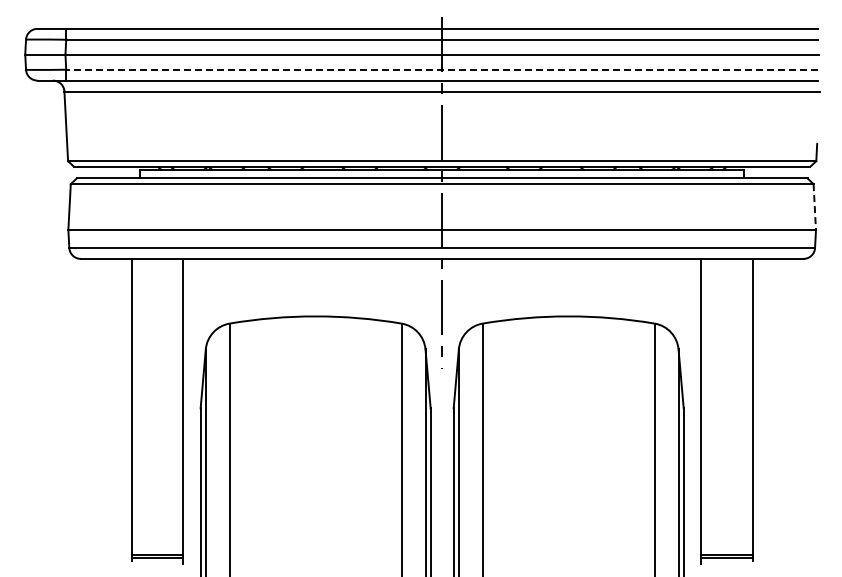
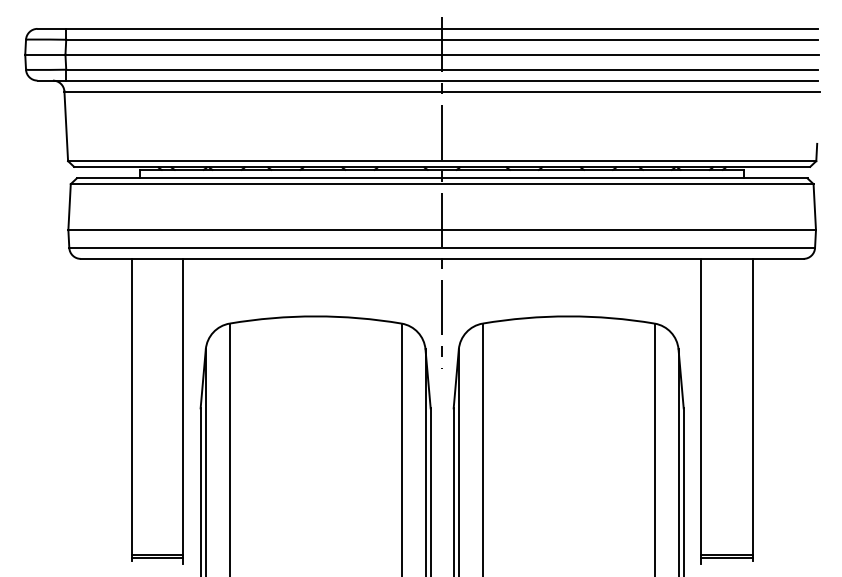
line: dashed -> solid (442, 69)
line: dashed -> solid (814, 207)
